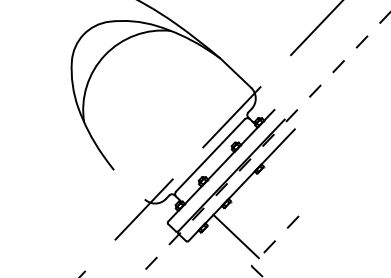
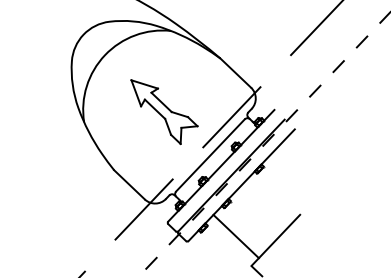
part: none -> present (164, 111)
line: none -> present (129, 184)
line: dashed -> solid (270, 245)
